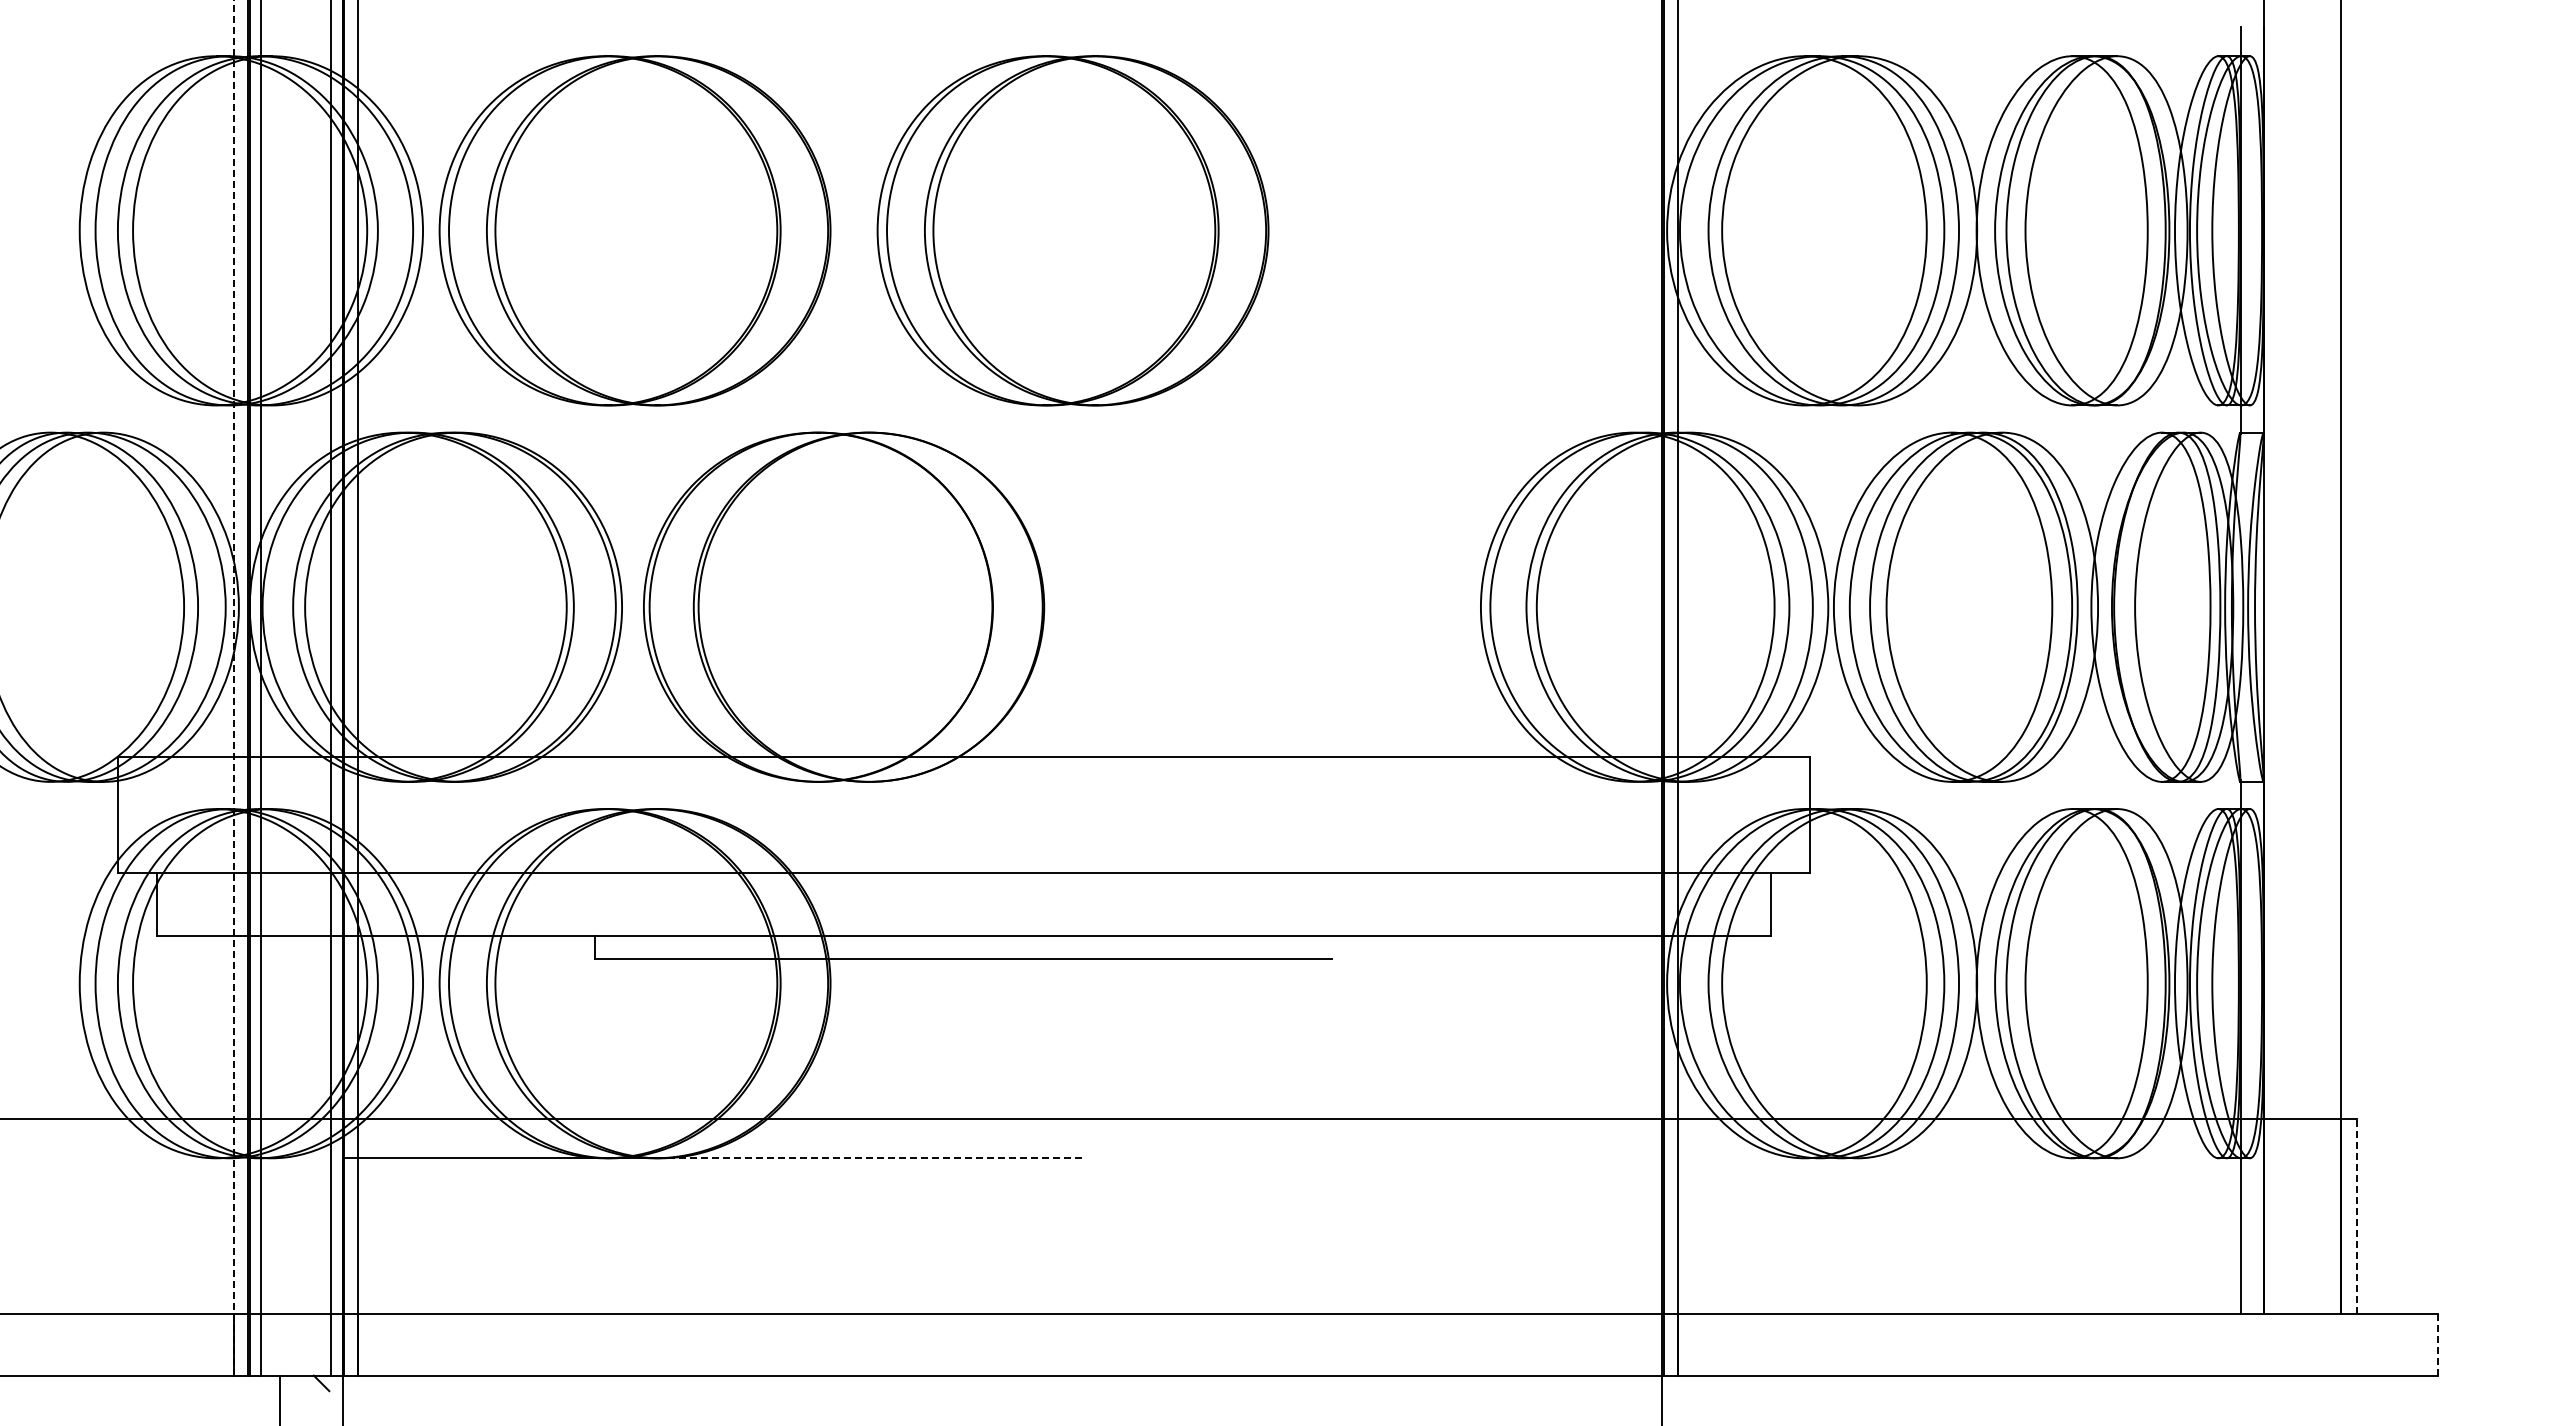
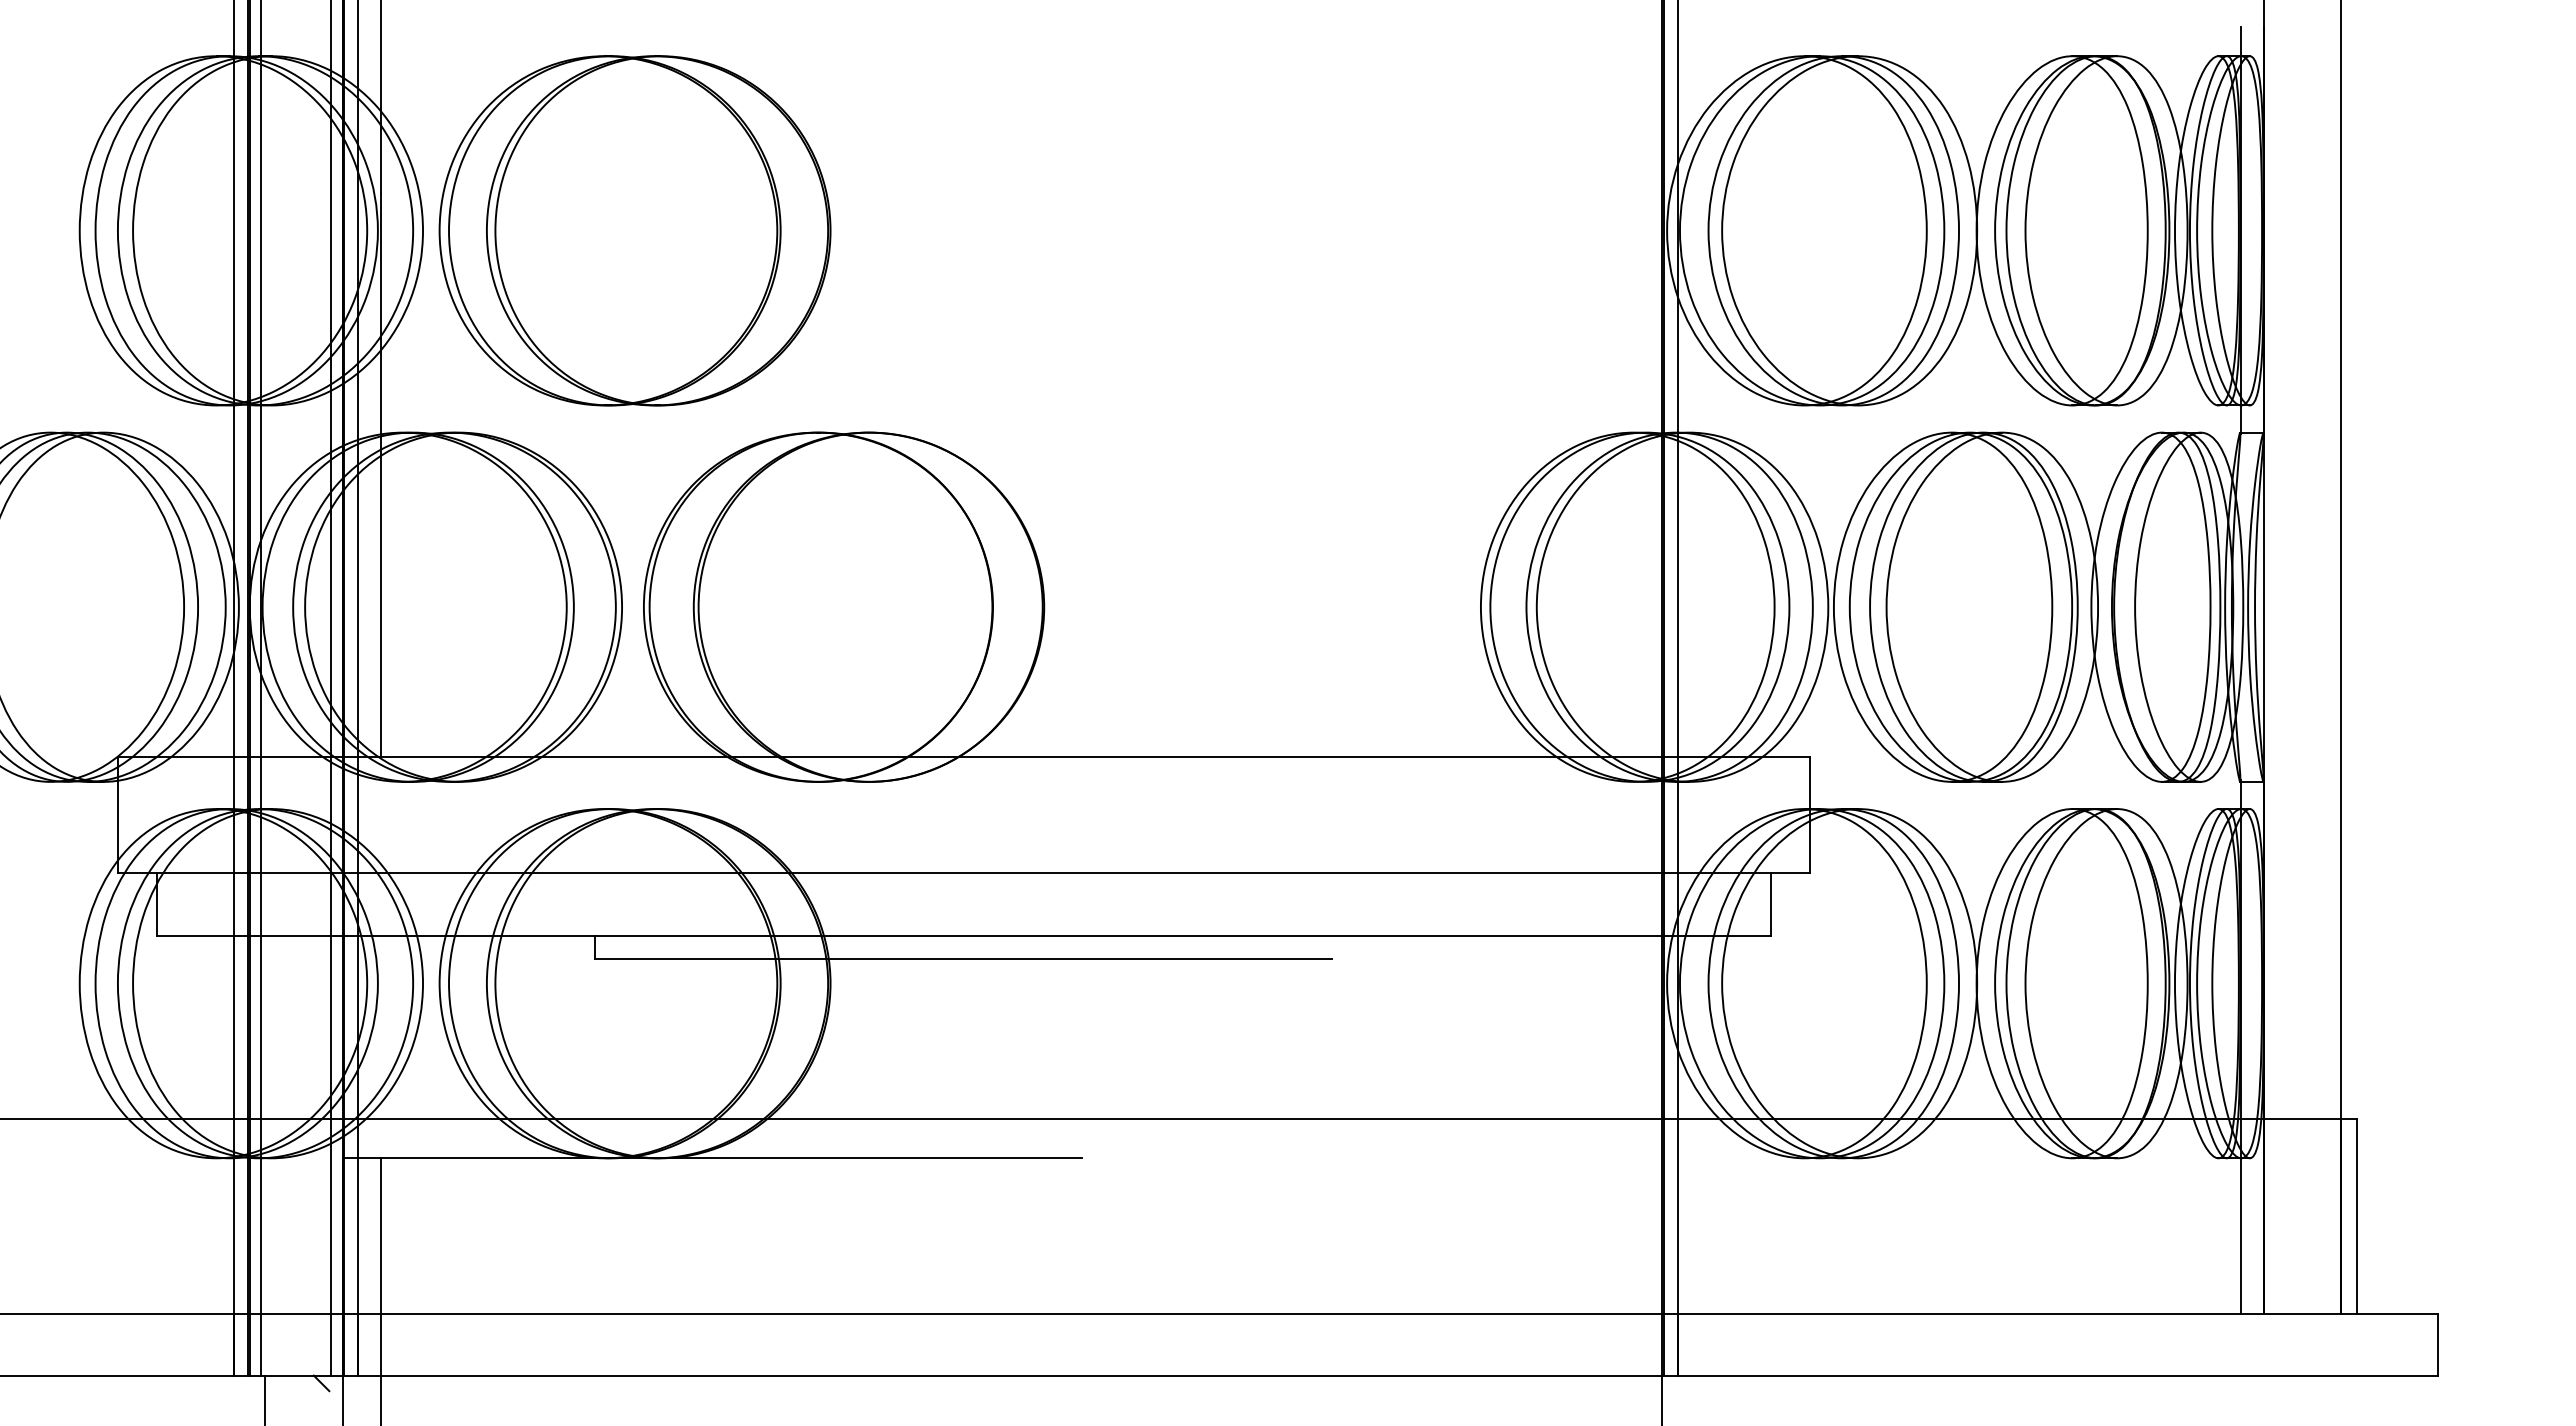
part: present -> none (1072, 230)
line: none -> present (380, 379)
line: dashed -> solid (234, 687)
line: dashed -> solid (871, 1158)
line: dashed -> solid (2356, 1216)
line: none -> present (380, 1290)
line: dashed -> solid (2438, 1344)
line position: (280, 1398) -> (265, 1398) (265, 1398)
